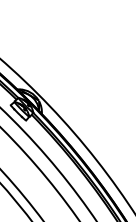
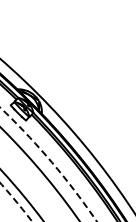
circle: solid -> dashed (48, 164)
circle: solid -> dashed (16, 202)
